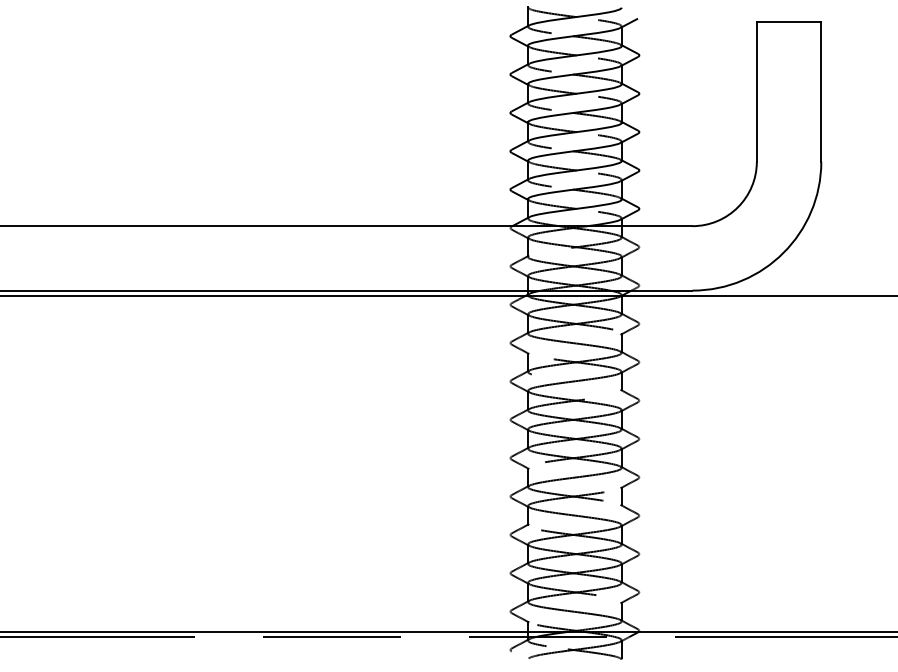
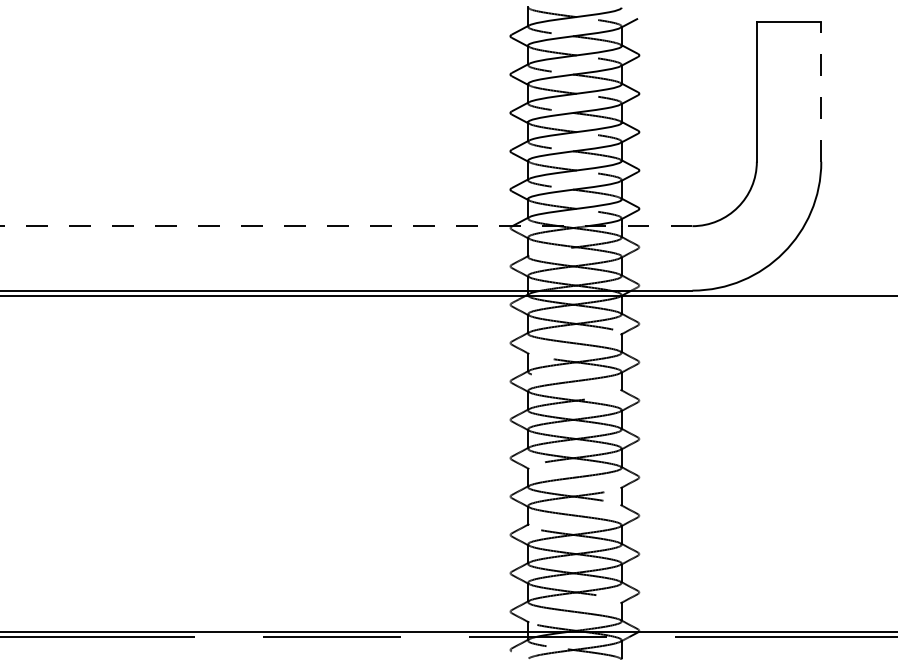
line: solid -> dashed (821, 91)
line: solid -> dashed (346, 226)
